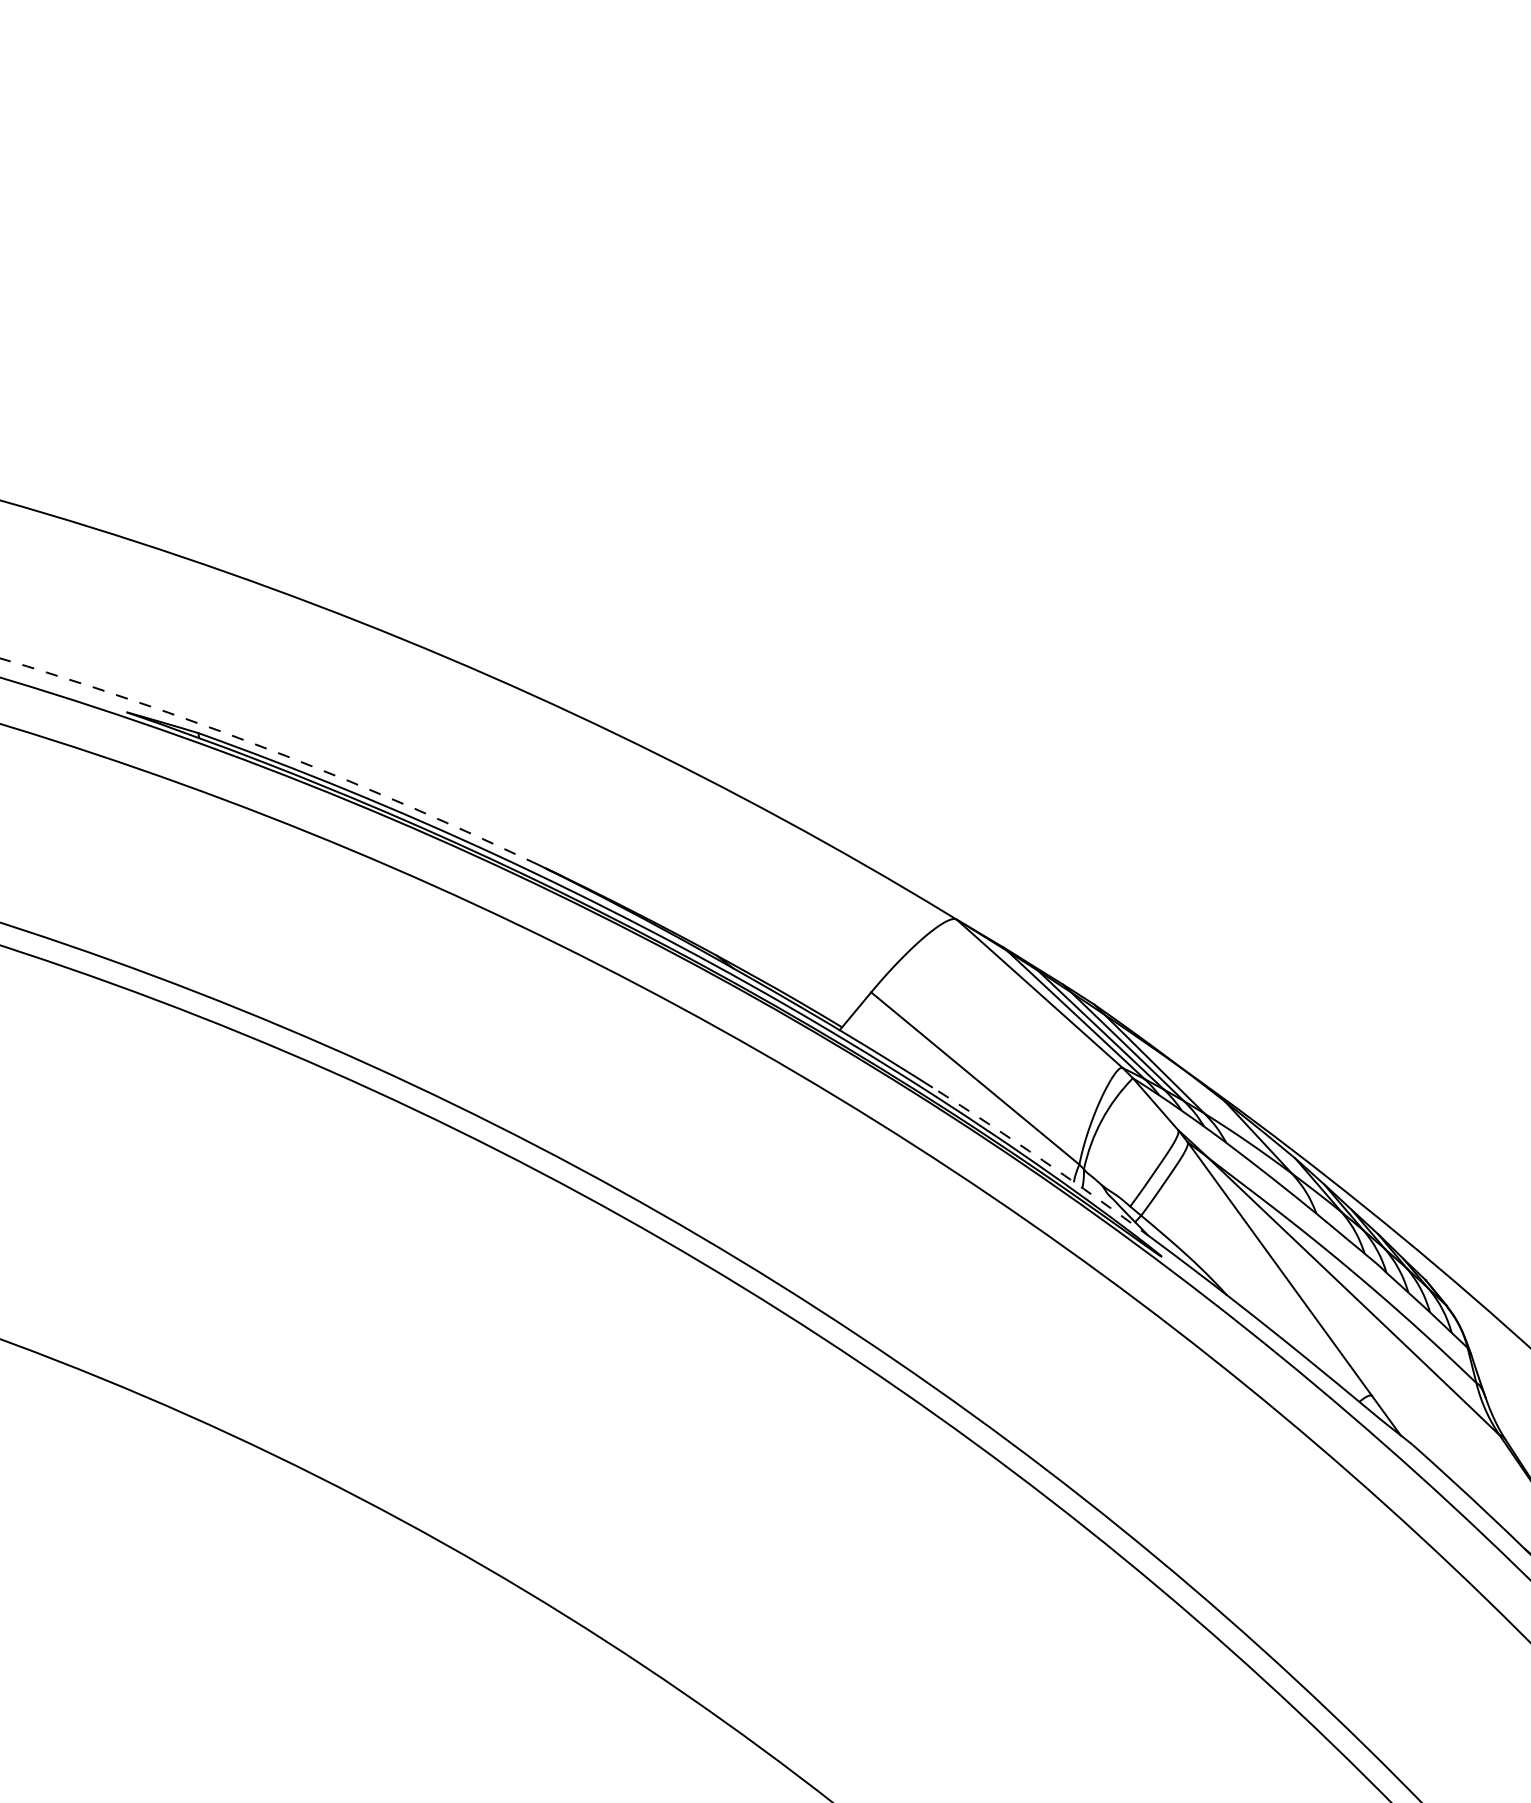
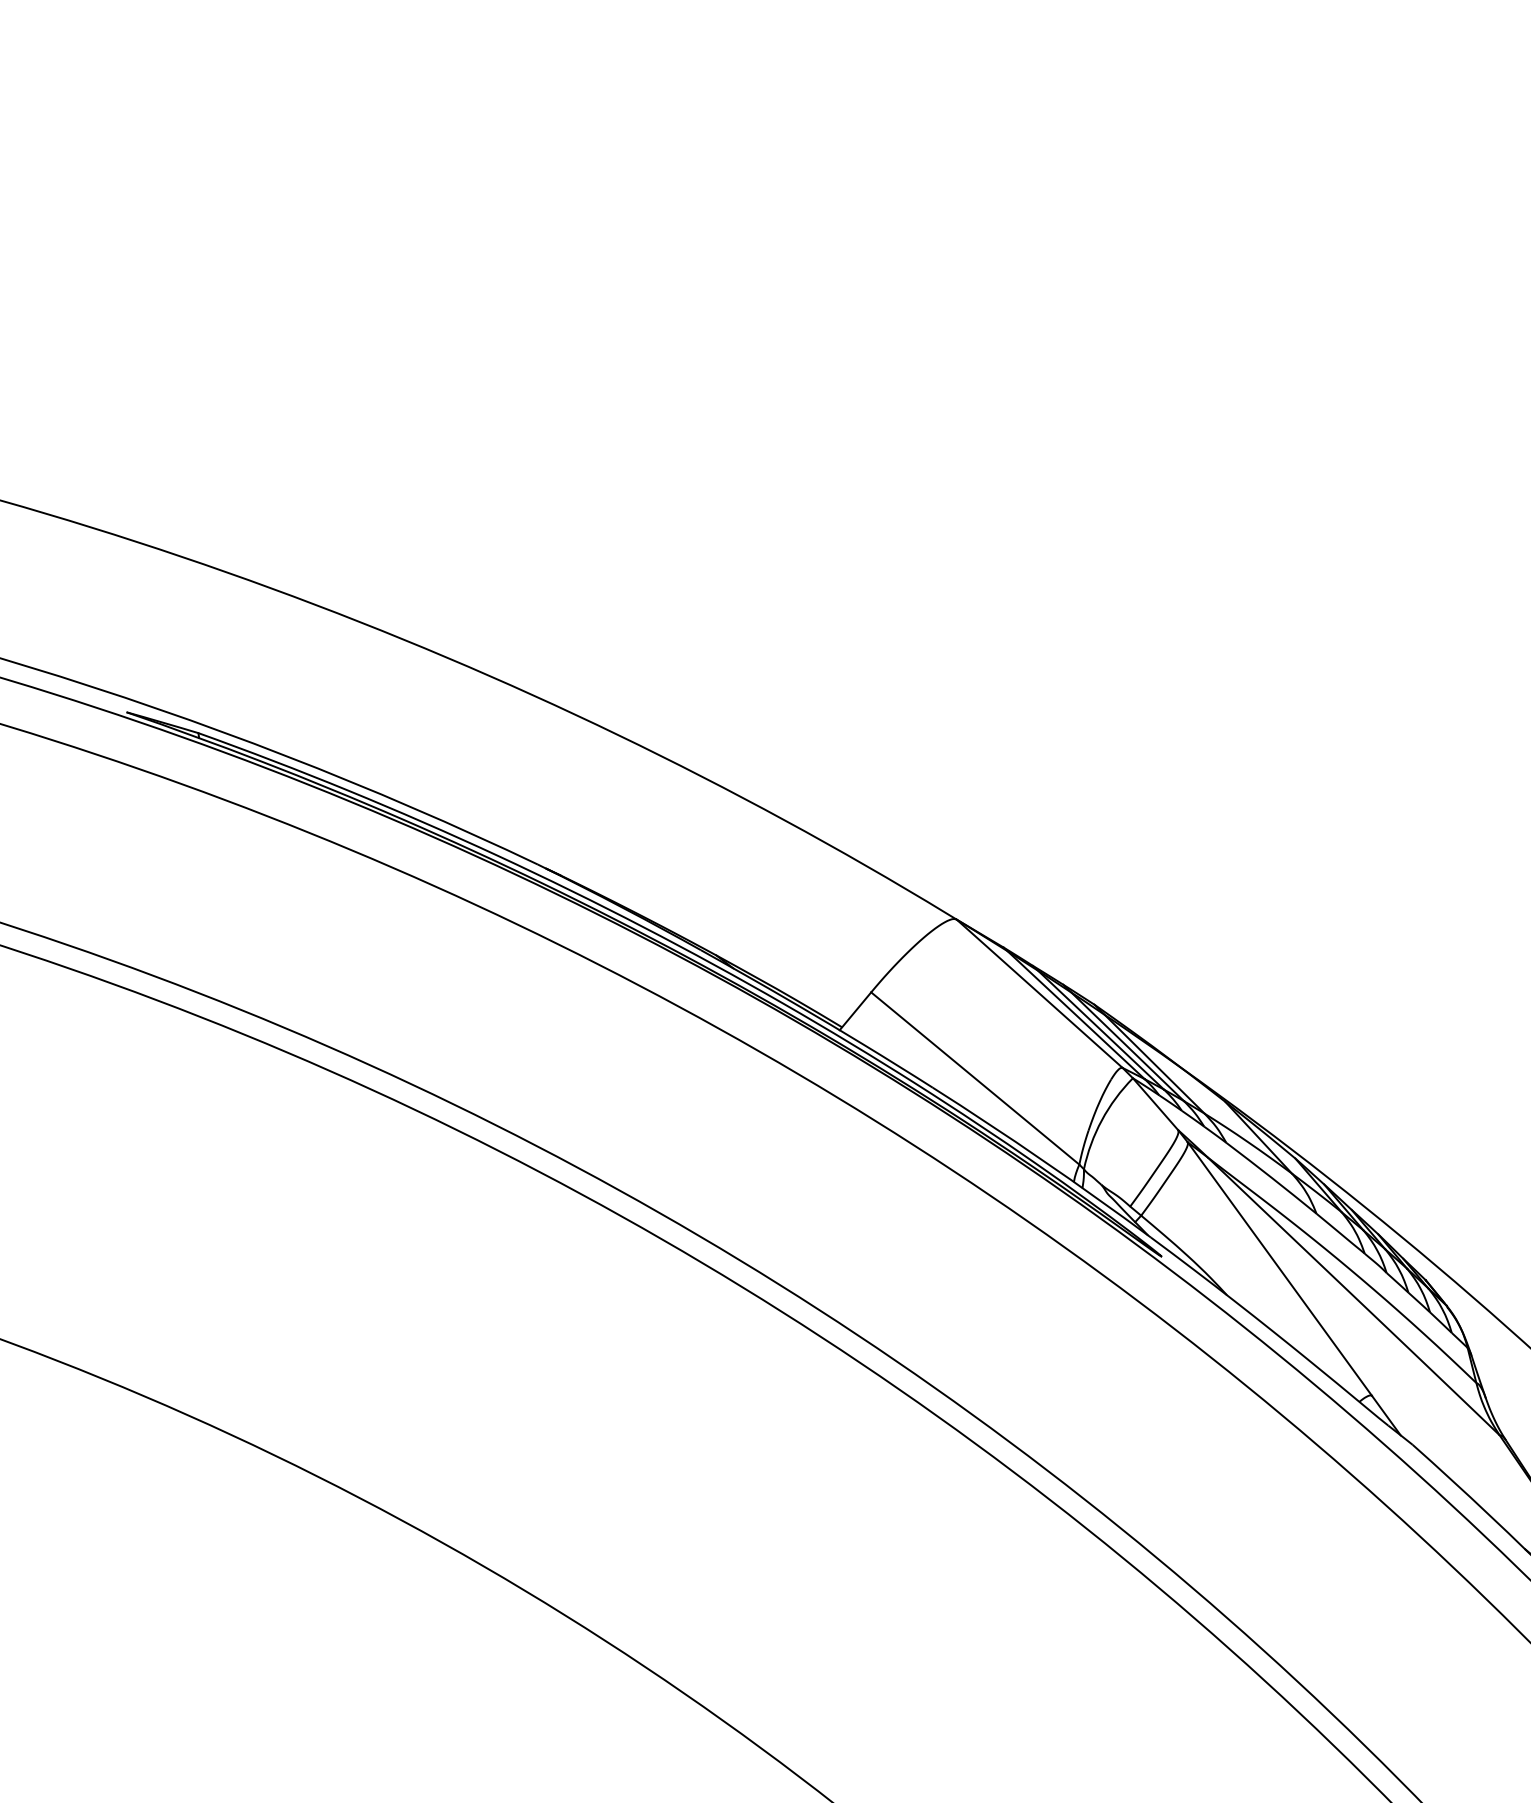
arc: dashed -> solid (273, 751)
arc: dashed -> solid (1043, 1160)
